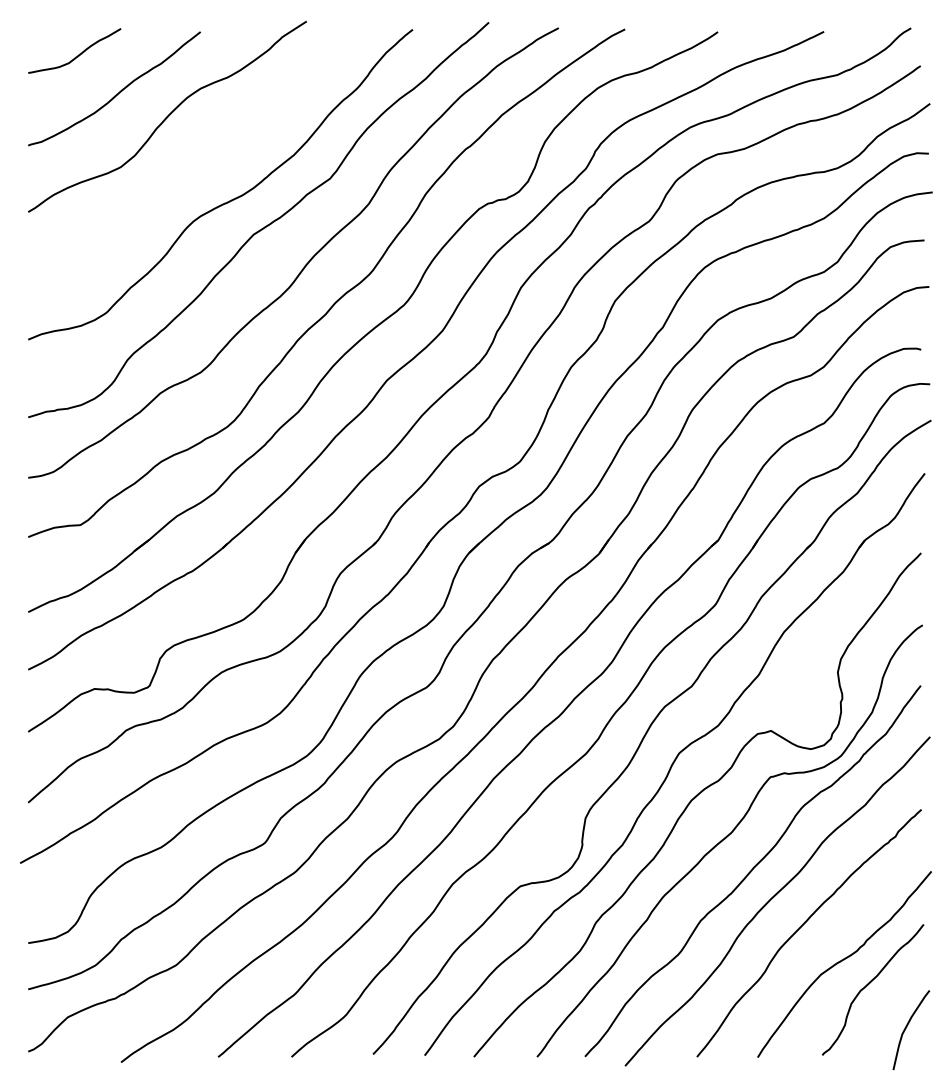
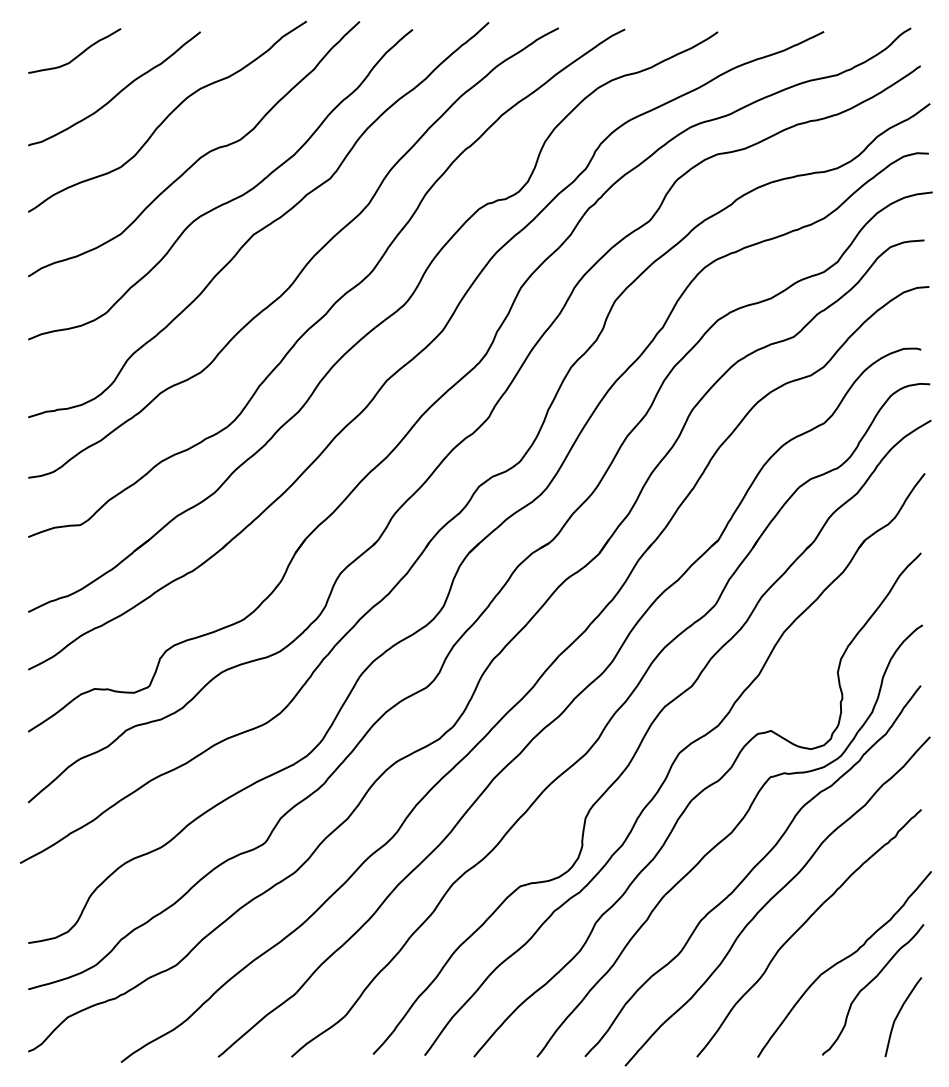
curve: none -> present (200, 156)
curve position: (906, 1028) -> (898, 1015) (898, 1015)
